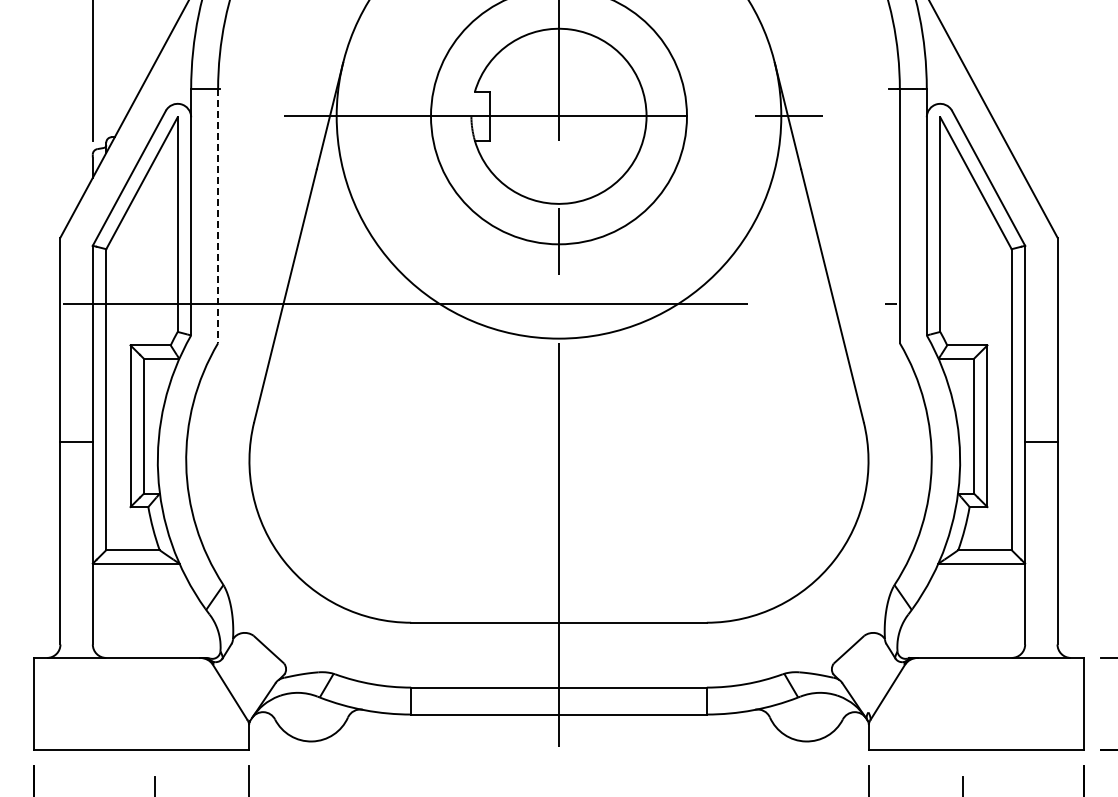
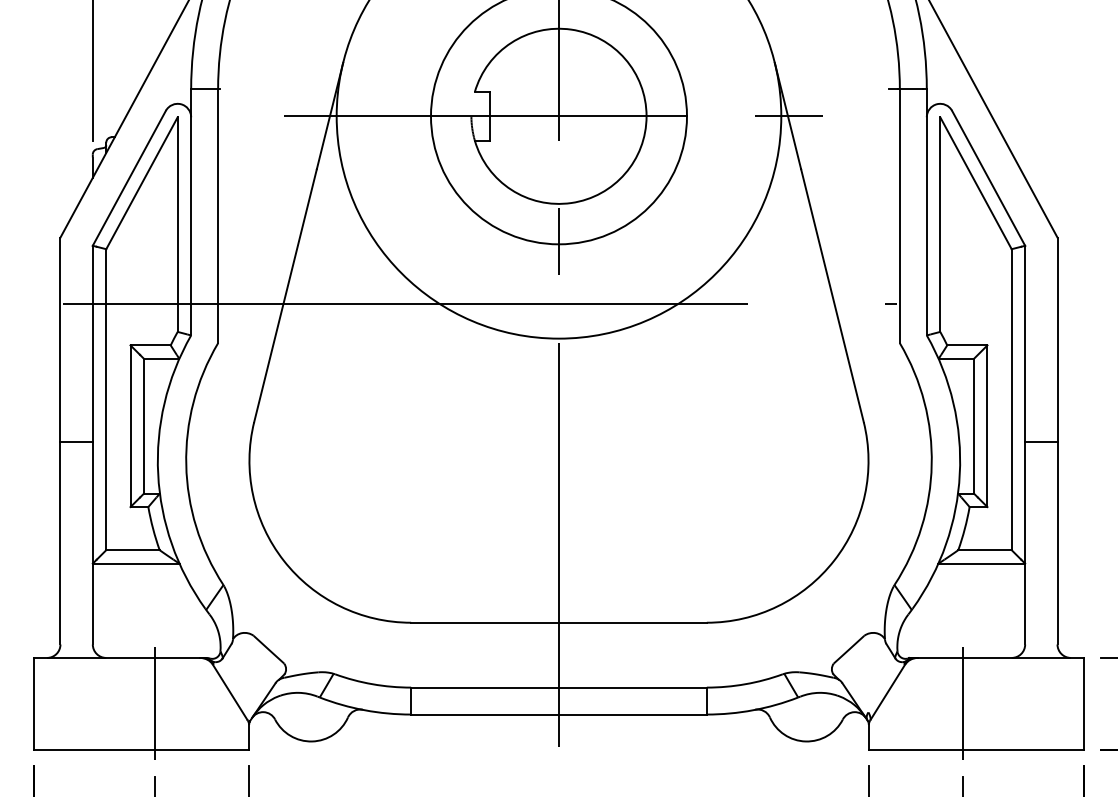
line: dashed -> solid (218, 216)
line: none -> present (154, 703)
line: none -> present (963, 703)
